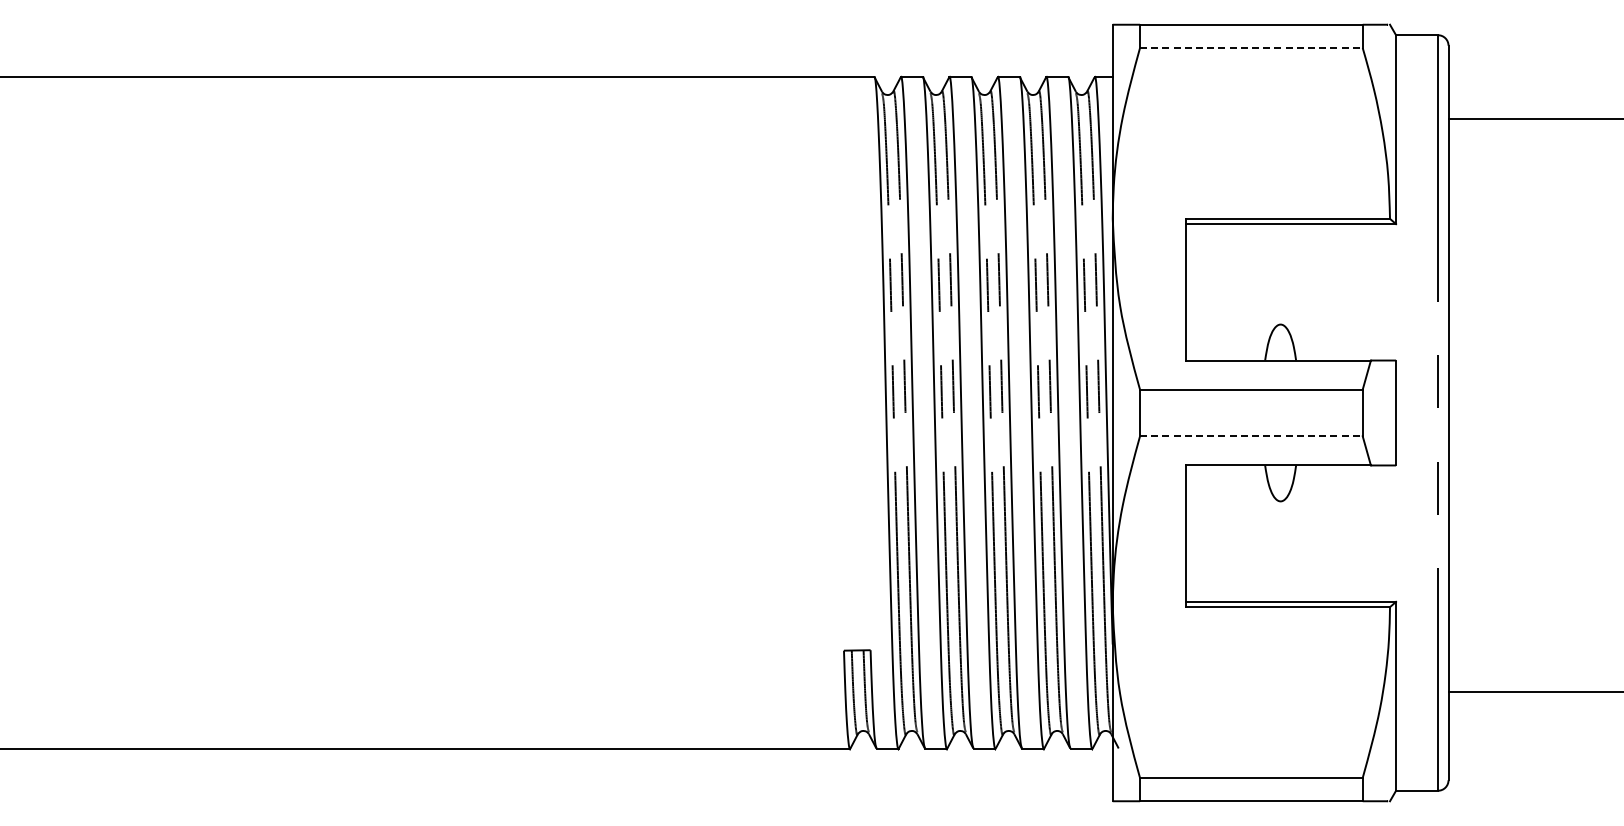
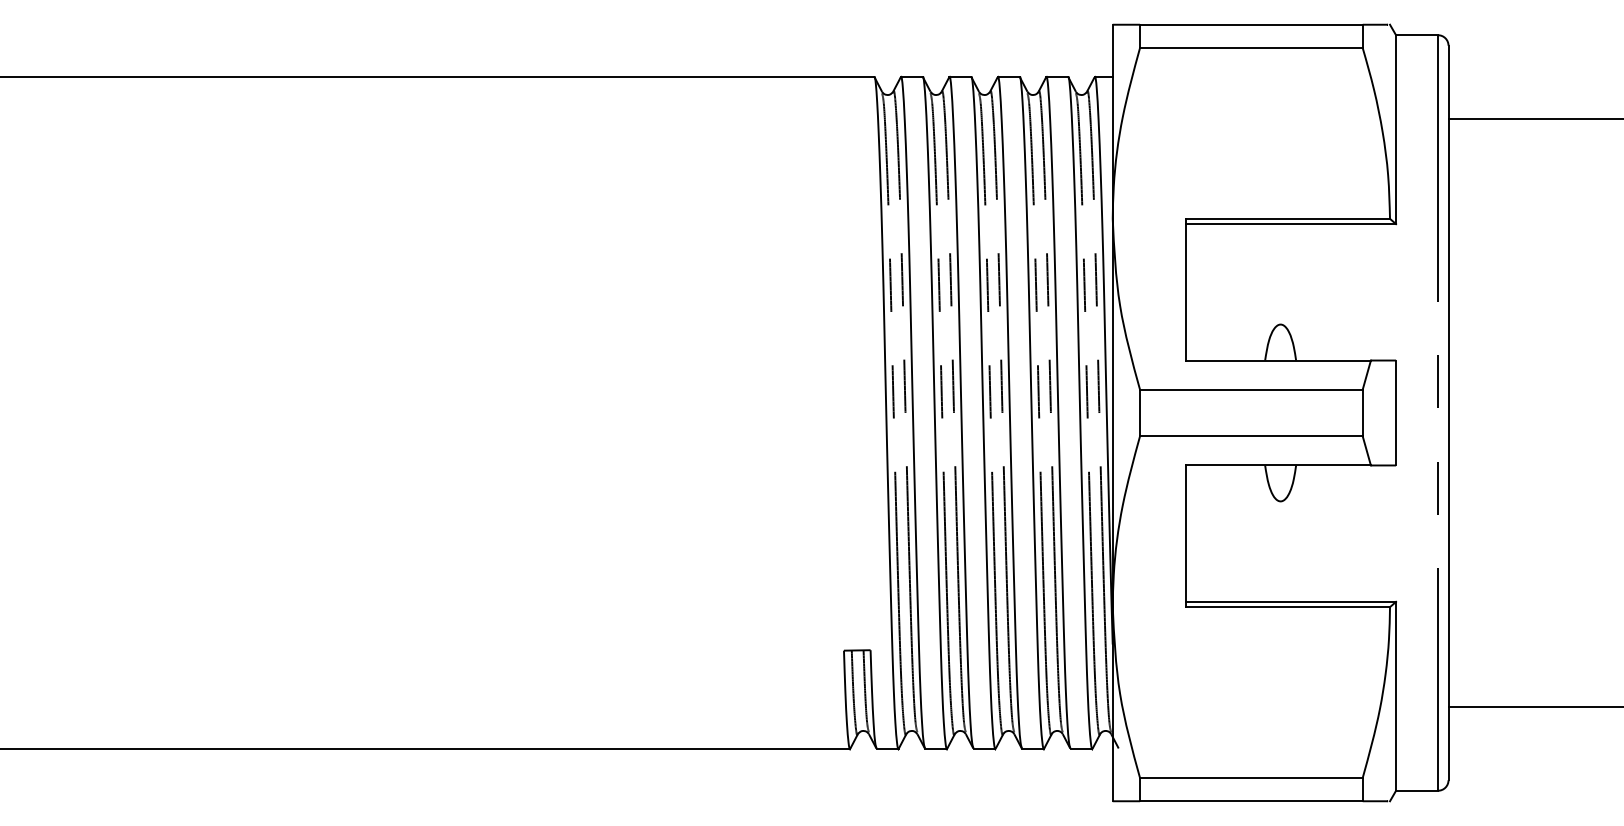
line: dashed -> solid (1251, 48)
line: dashed -> solid (1251, 436)
line position: (1534, 691) -> (1534, 706) (1534, 706)
